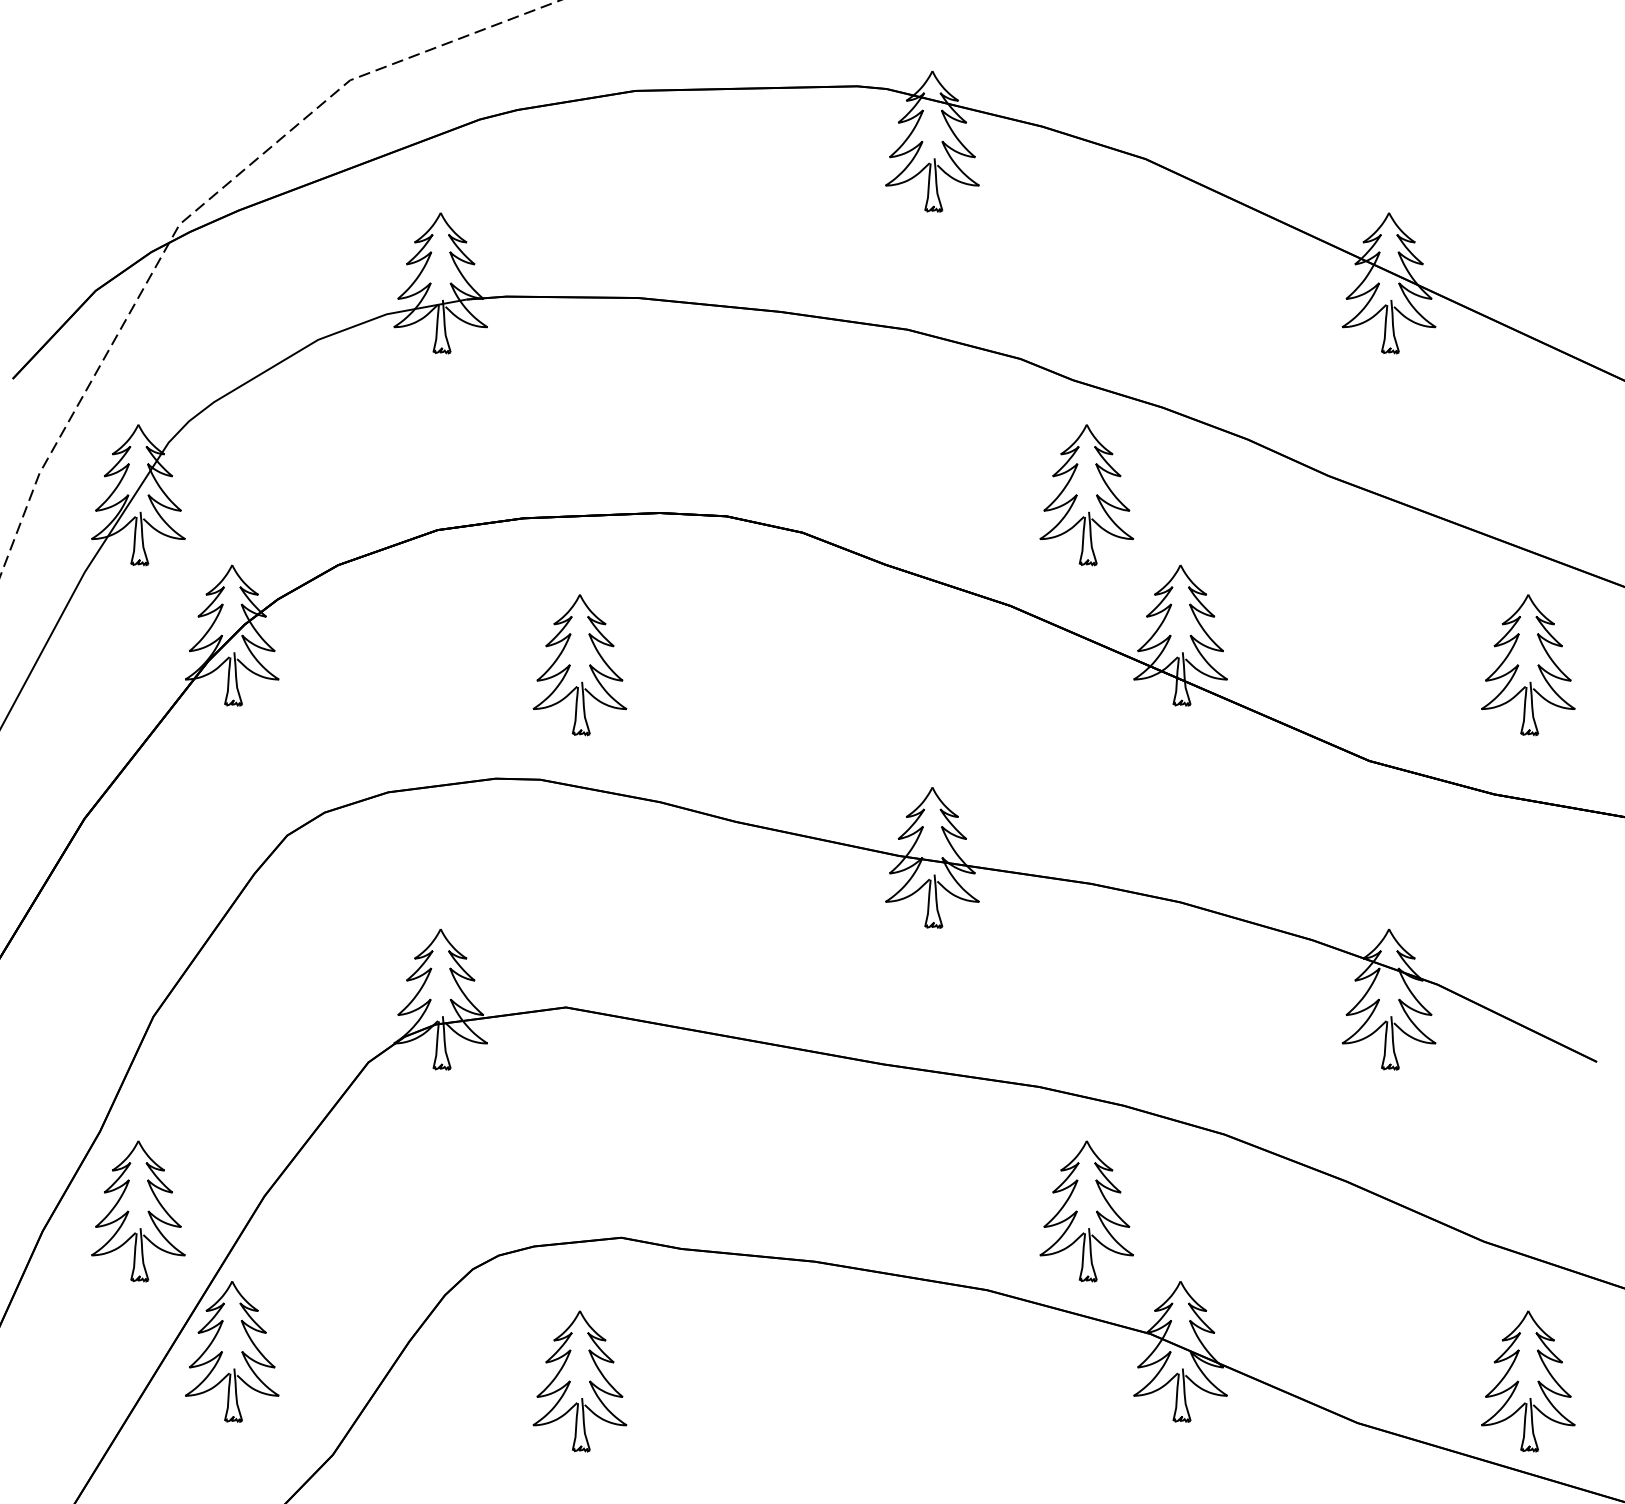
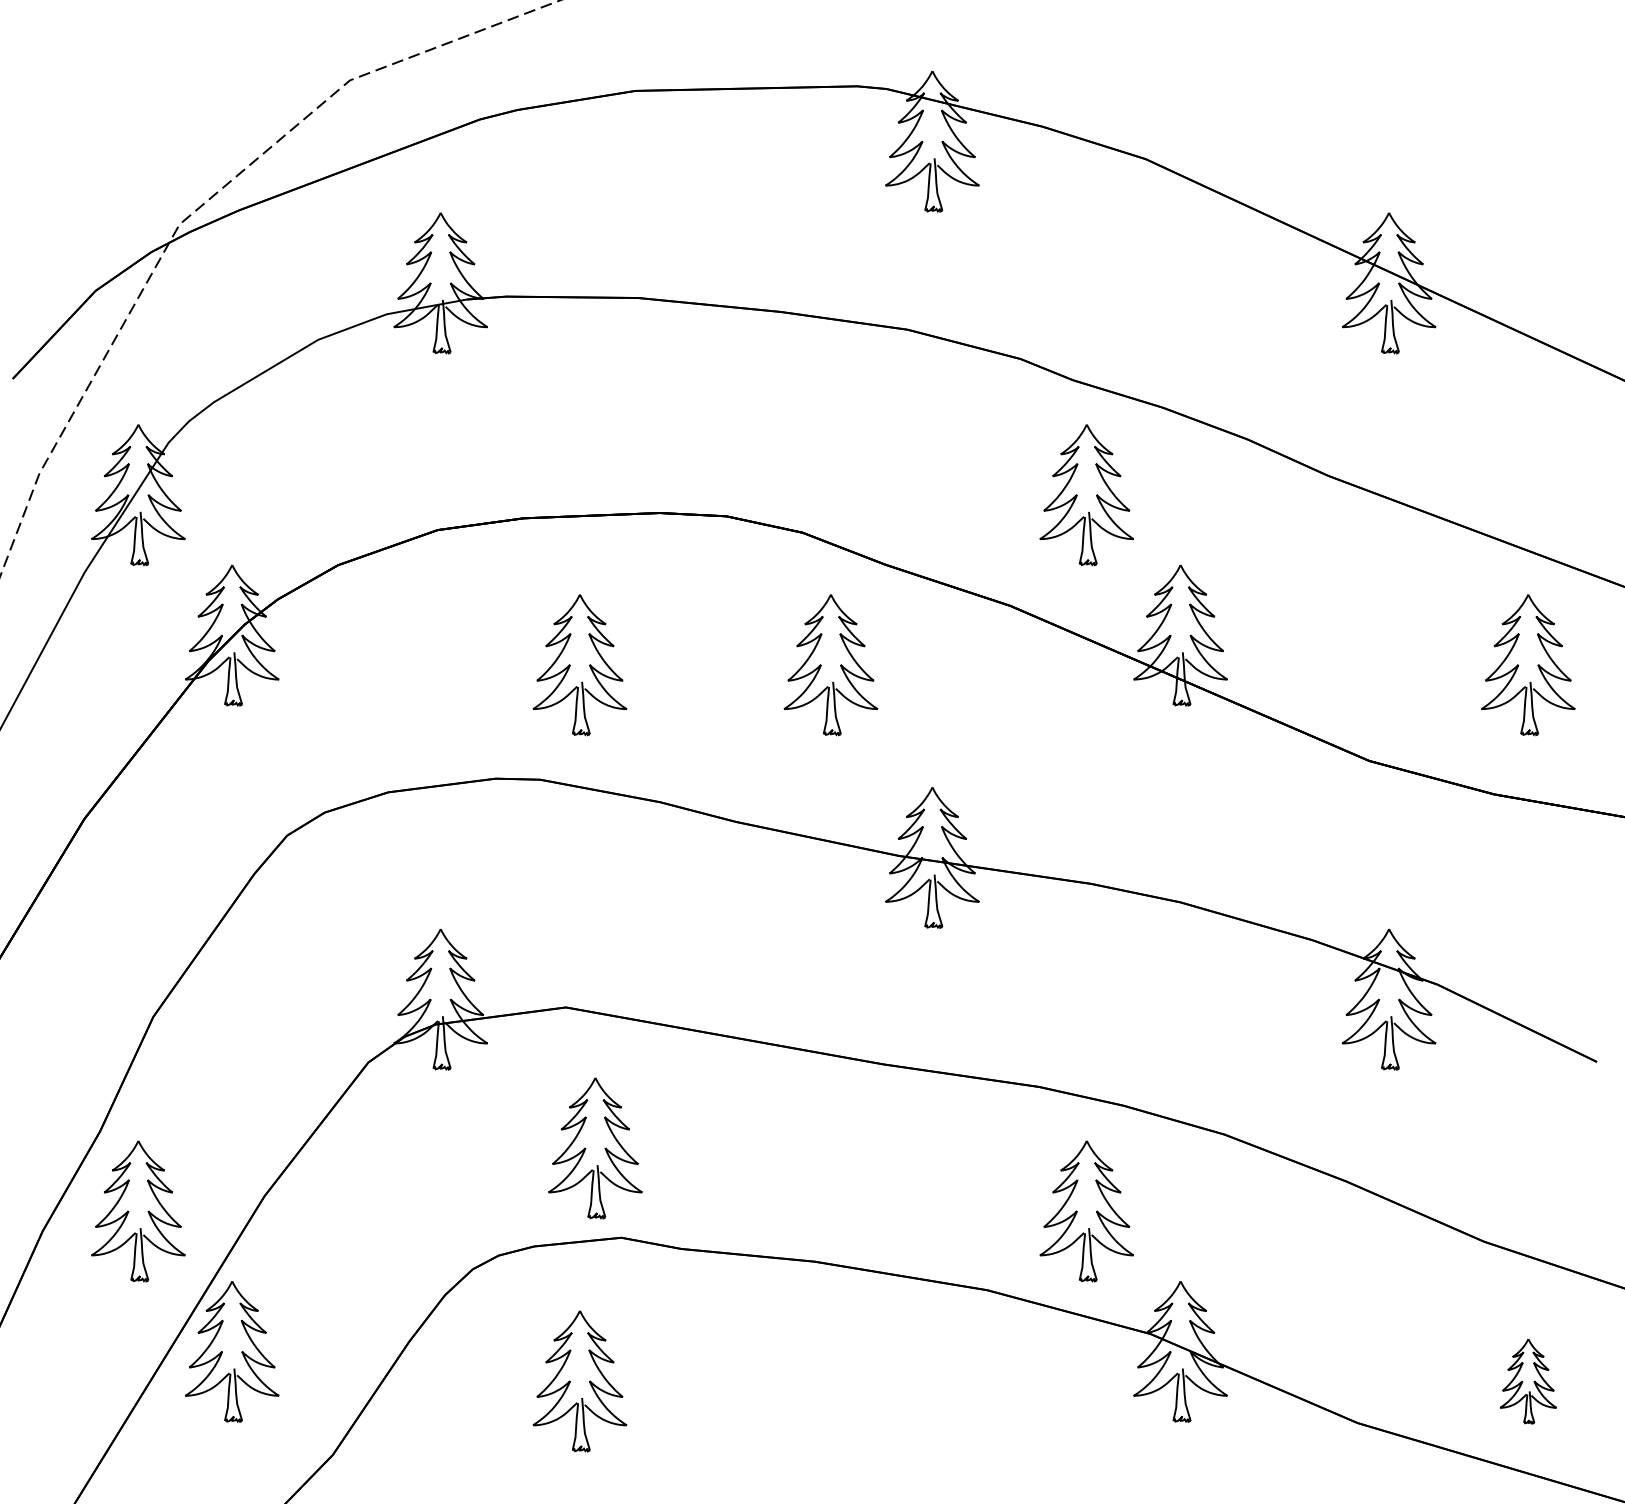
part: none -> present (830, 665)
part: none -> present (595, 1148)
part size: 95x143 px -> 57x86 px (1528, 1381)
